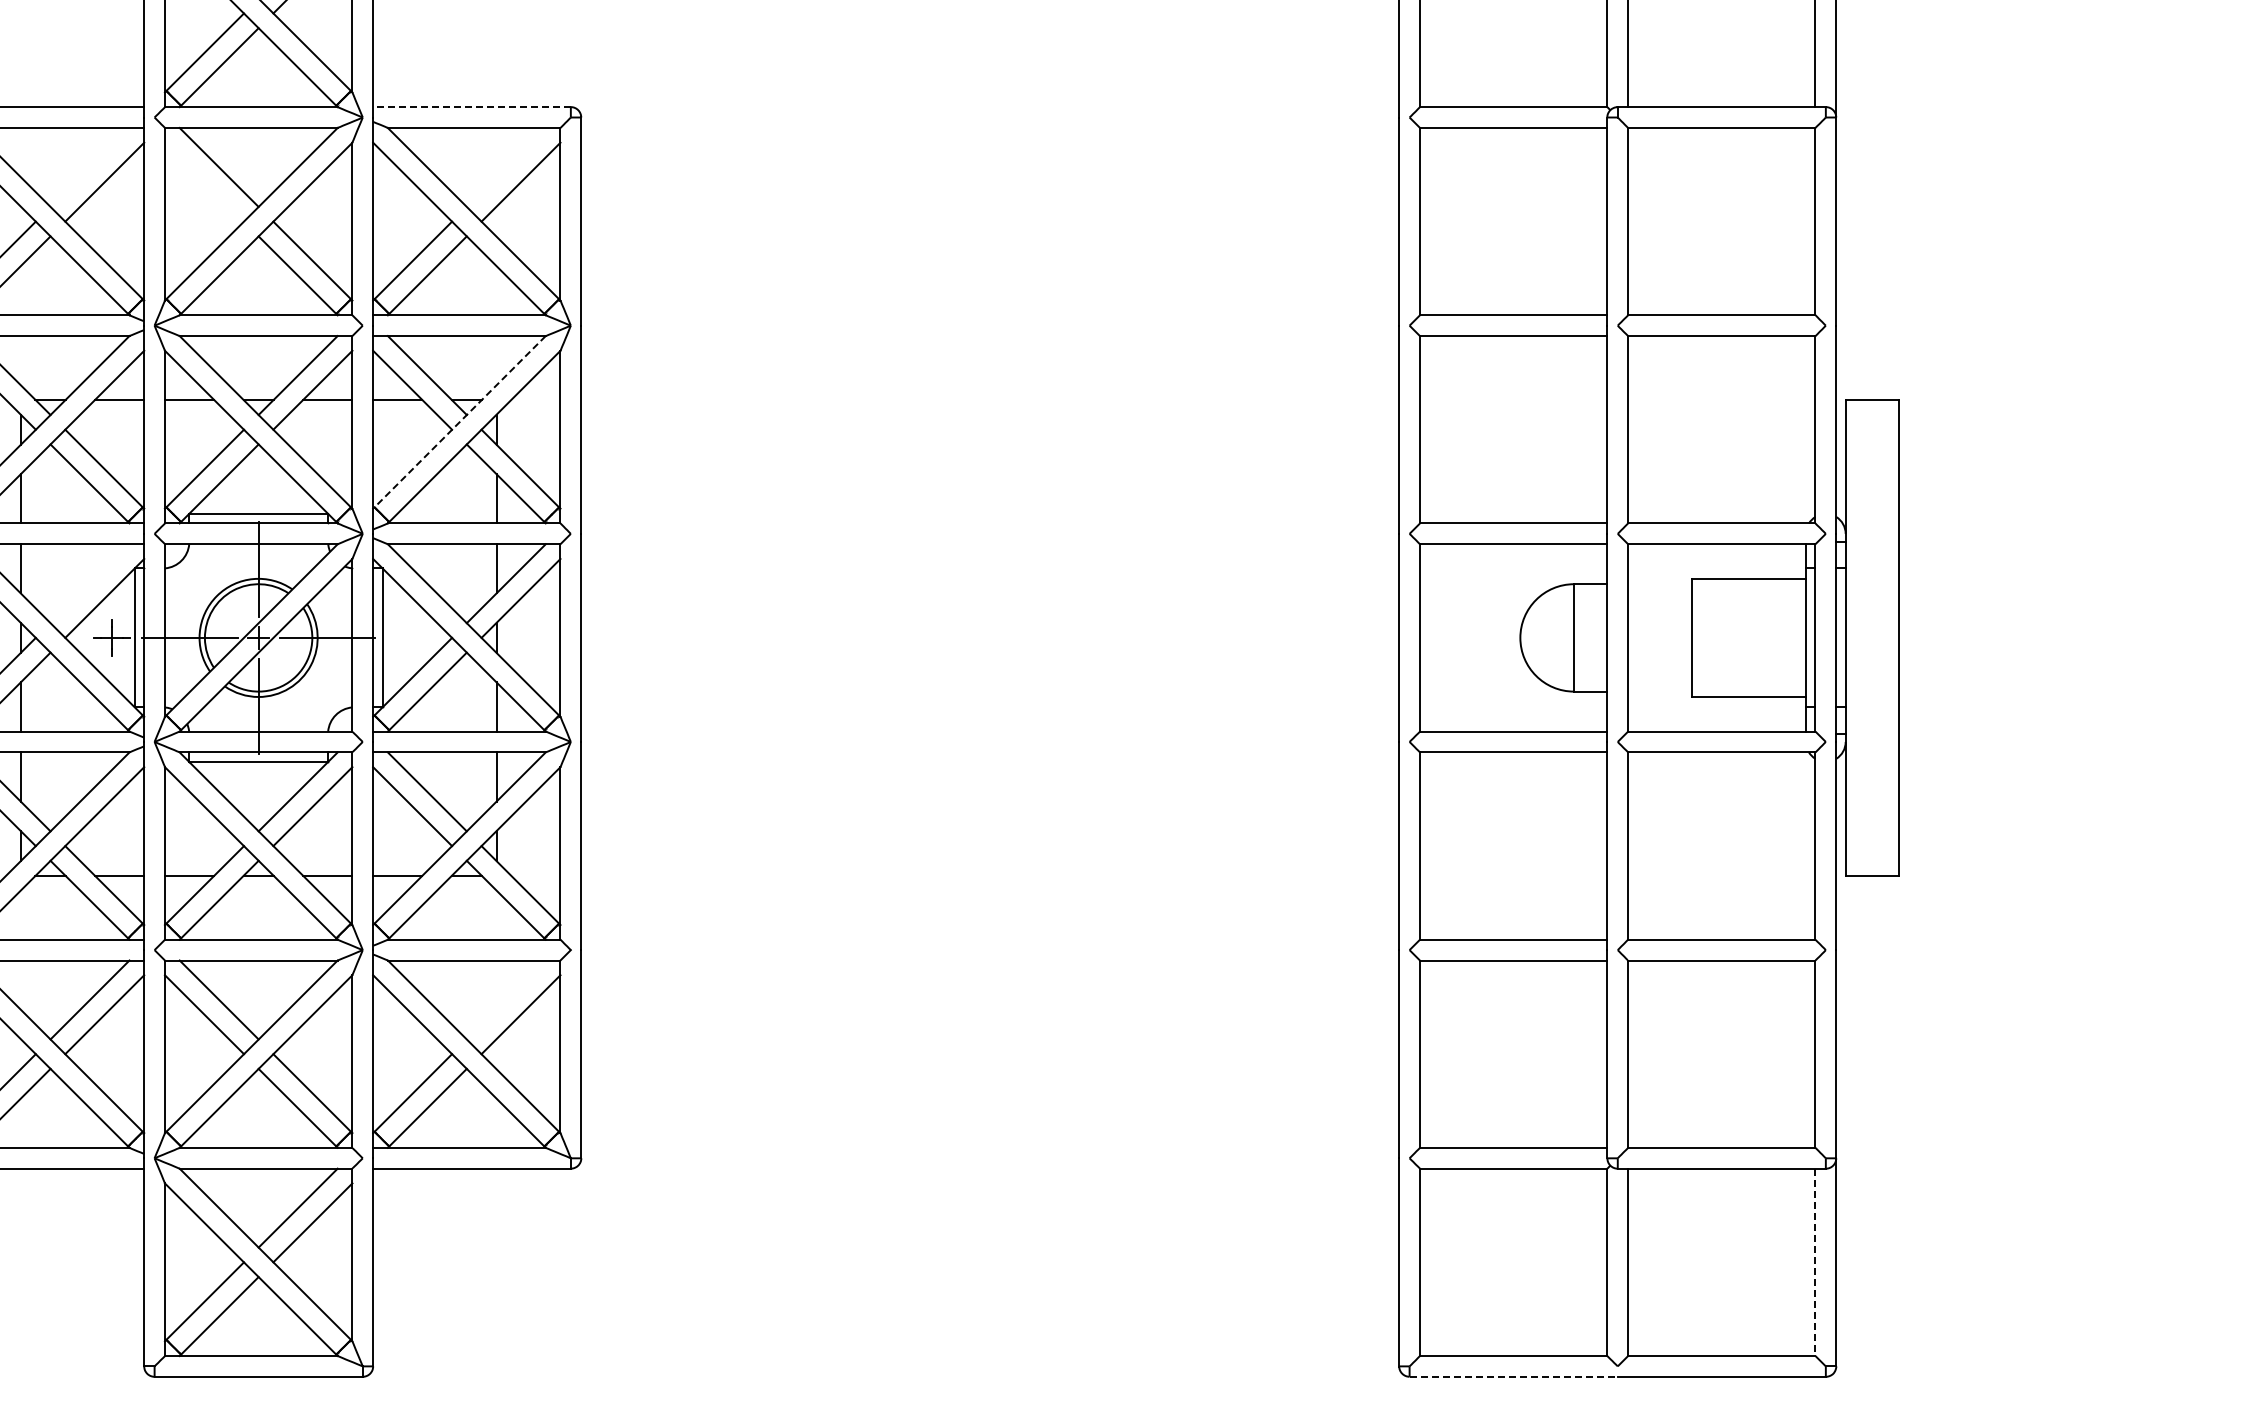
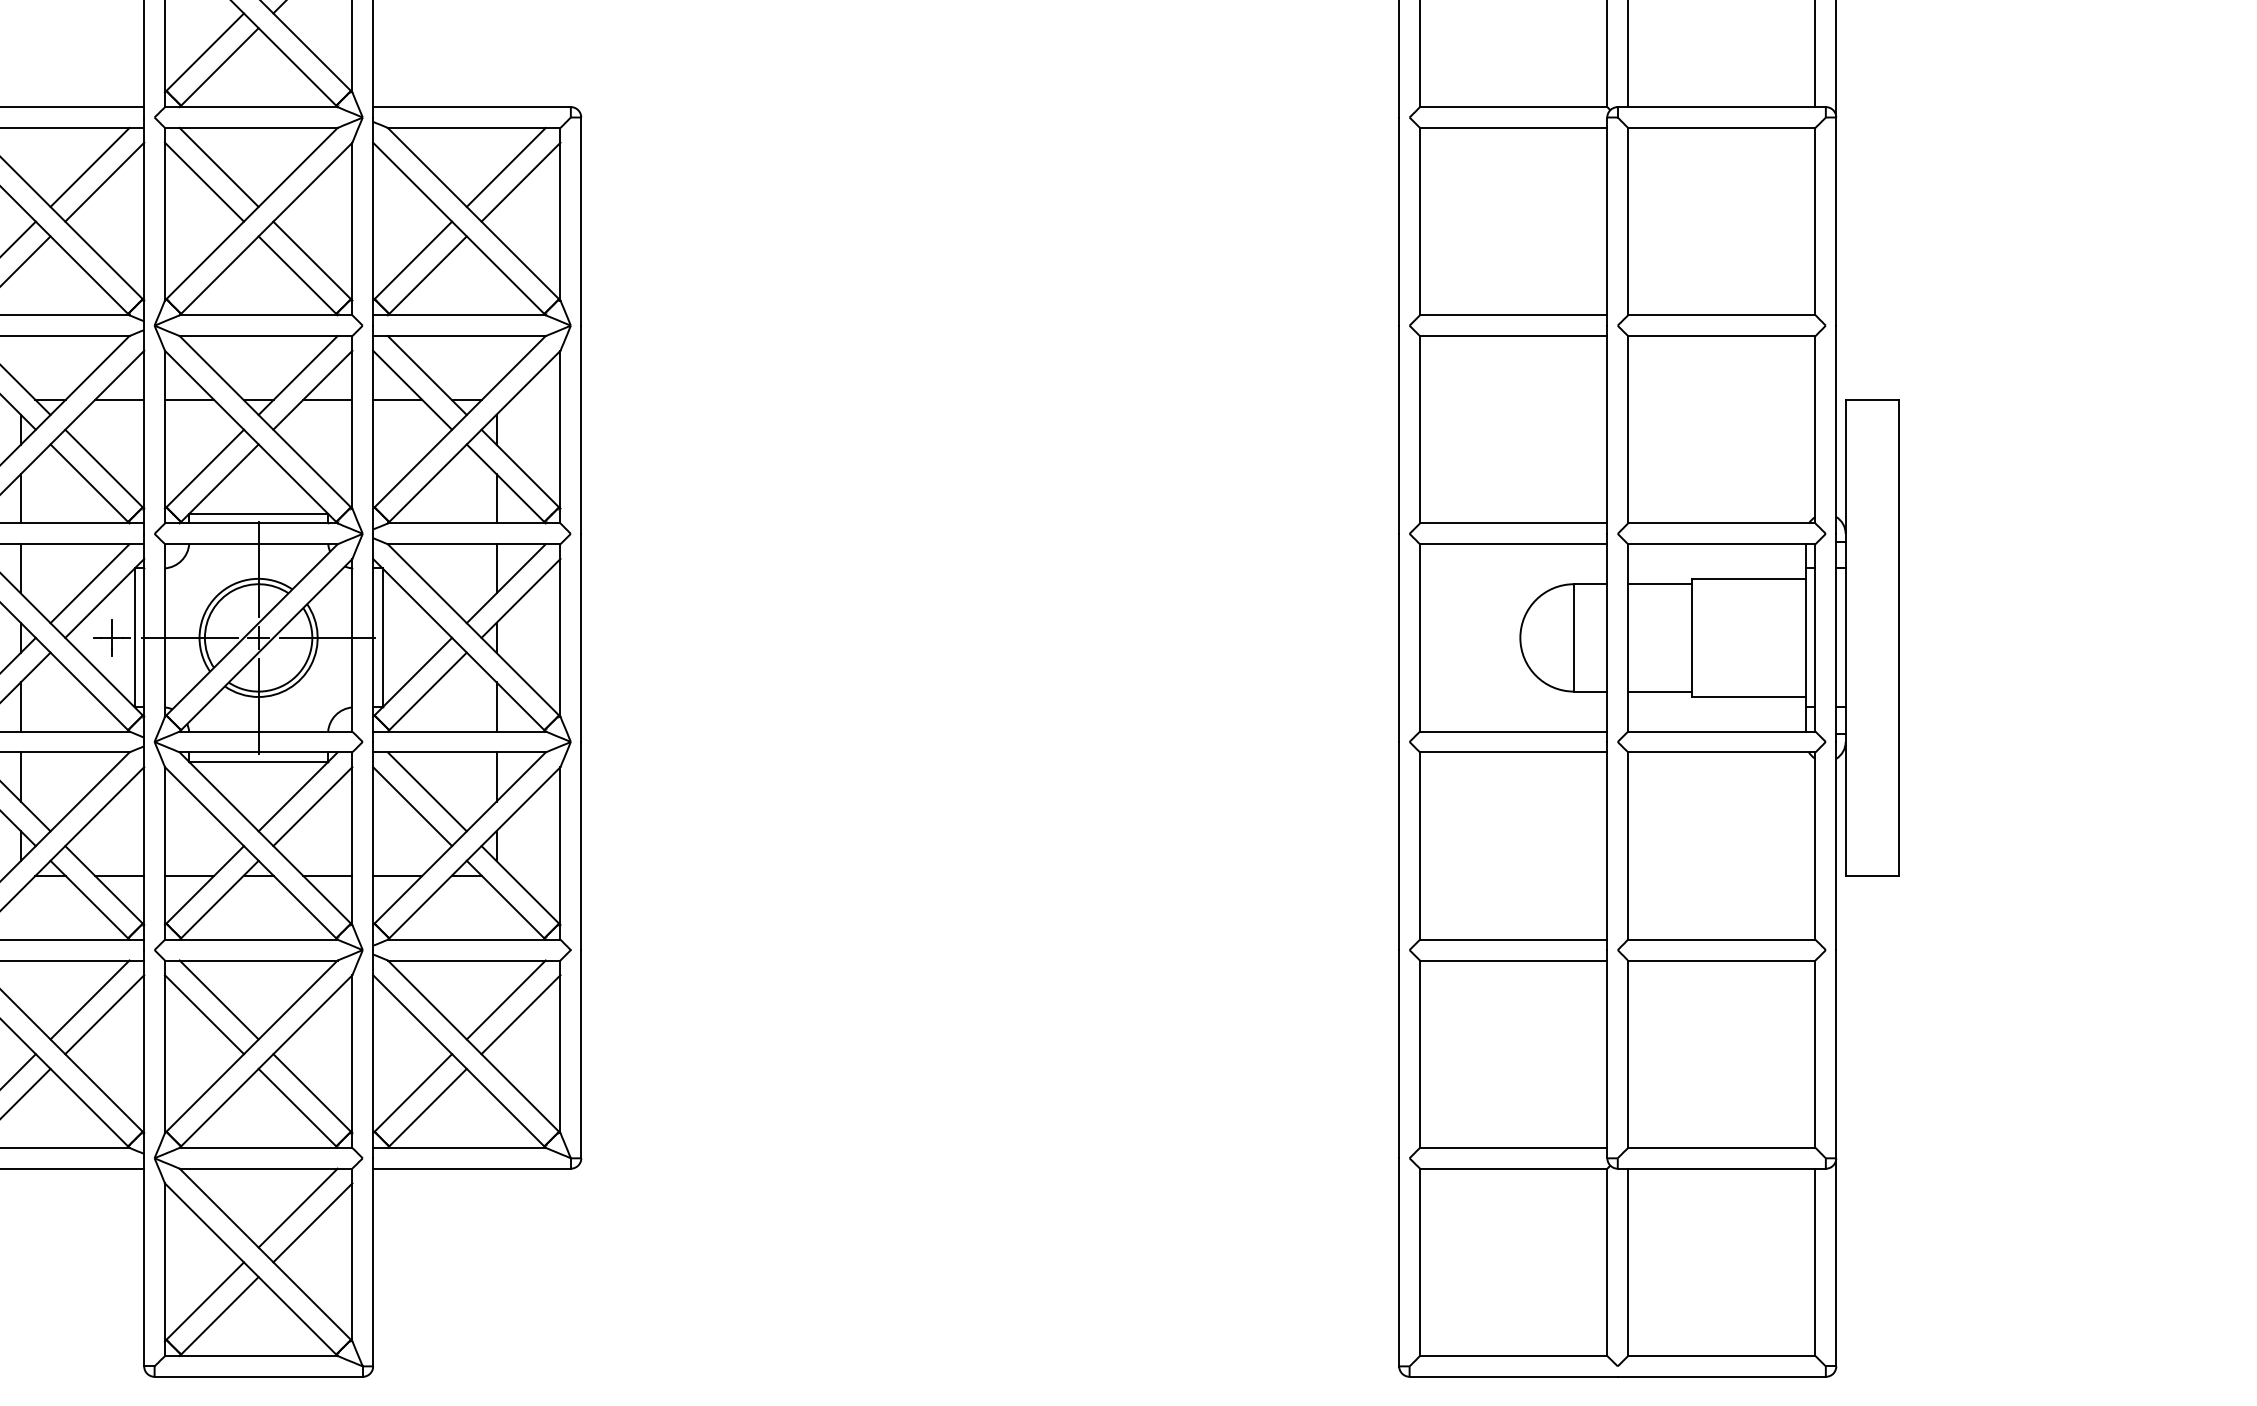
line: dashed -> solid (472, 107)
line: none -> present (89, 167)
line: none -> present (505, 167)
line: none -> present (204, 181)
line: dashed -> solid (459, 422)
line: none -> present (89, 583)
line: none -> present (1660, 584)
line: none -> present (1660, 691)
line: none -> present (505, 999)
line: dashed -> solid (1815, 1262)
line: dashed -> solid (1514, 1376)
